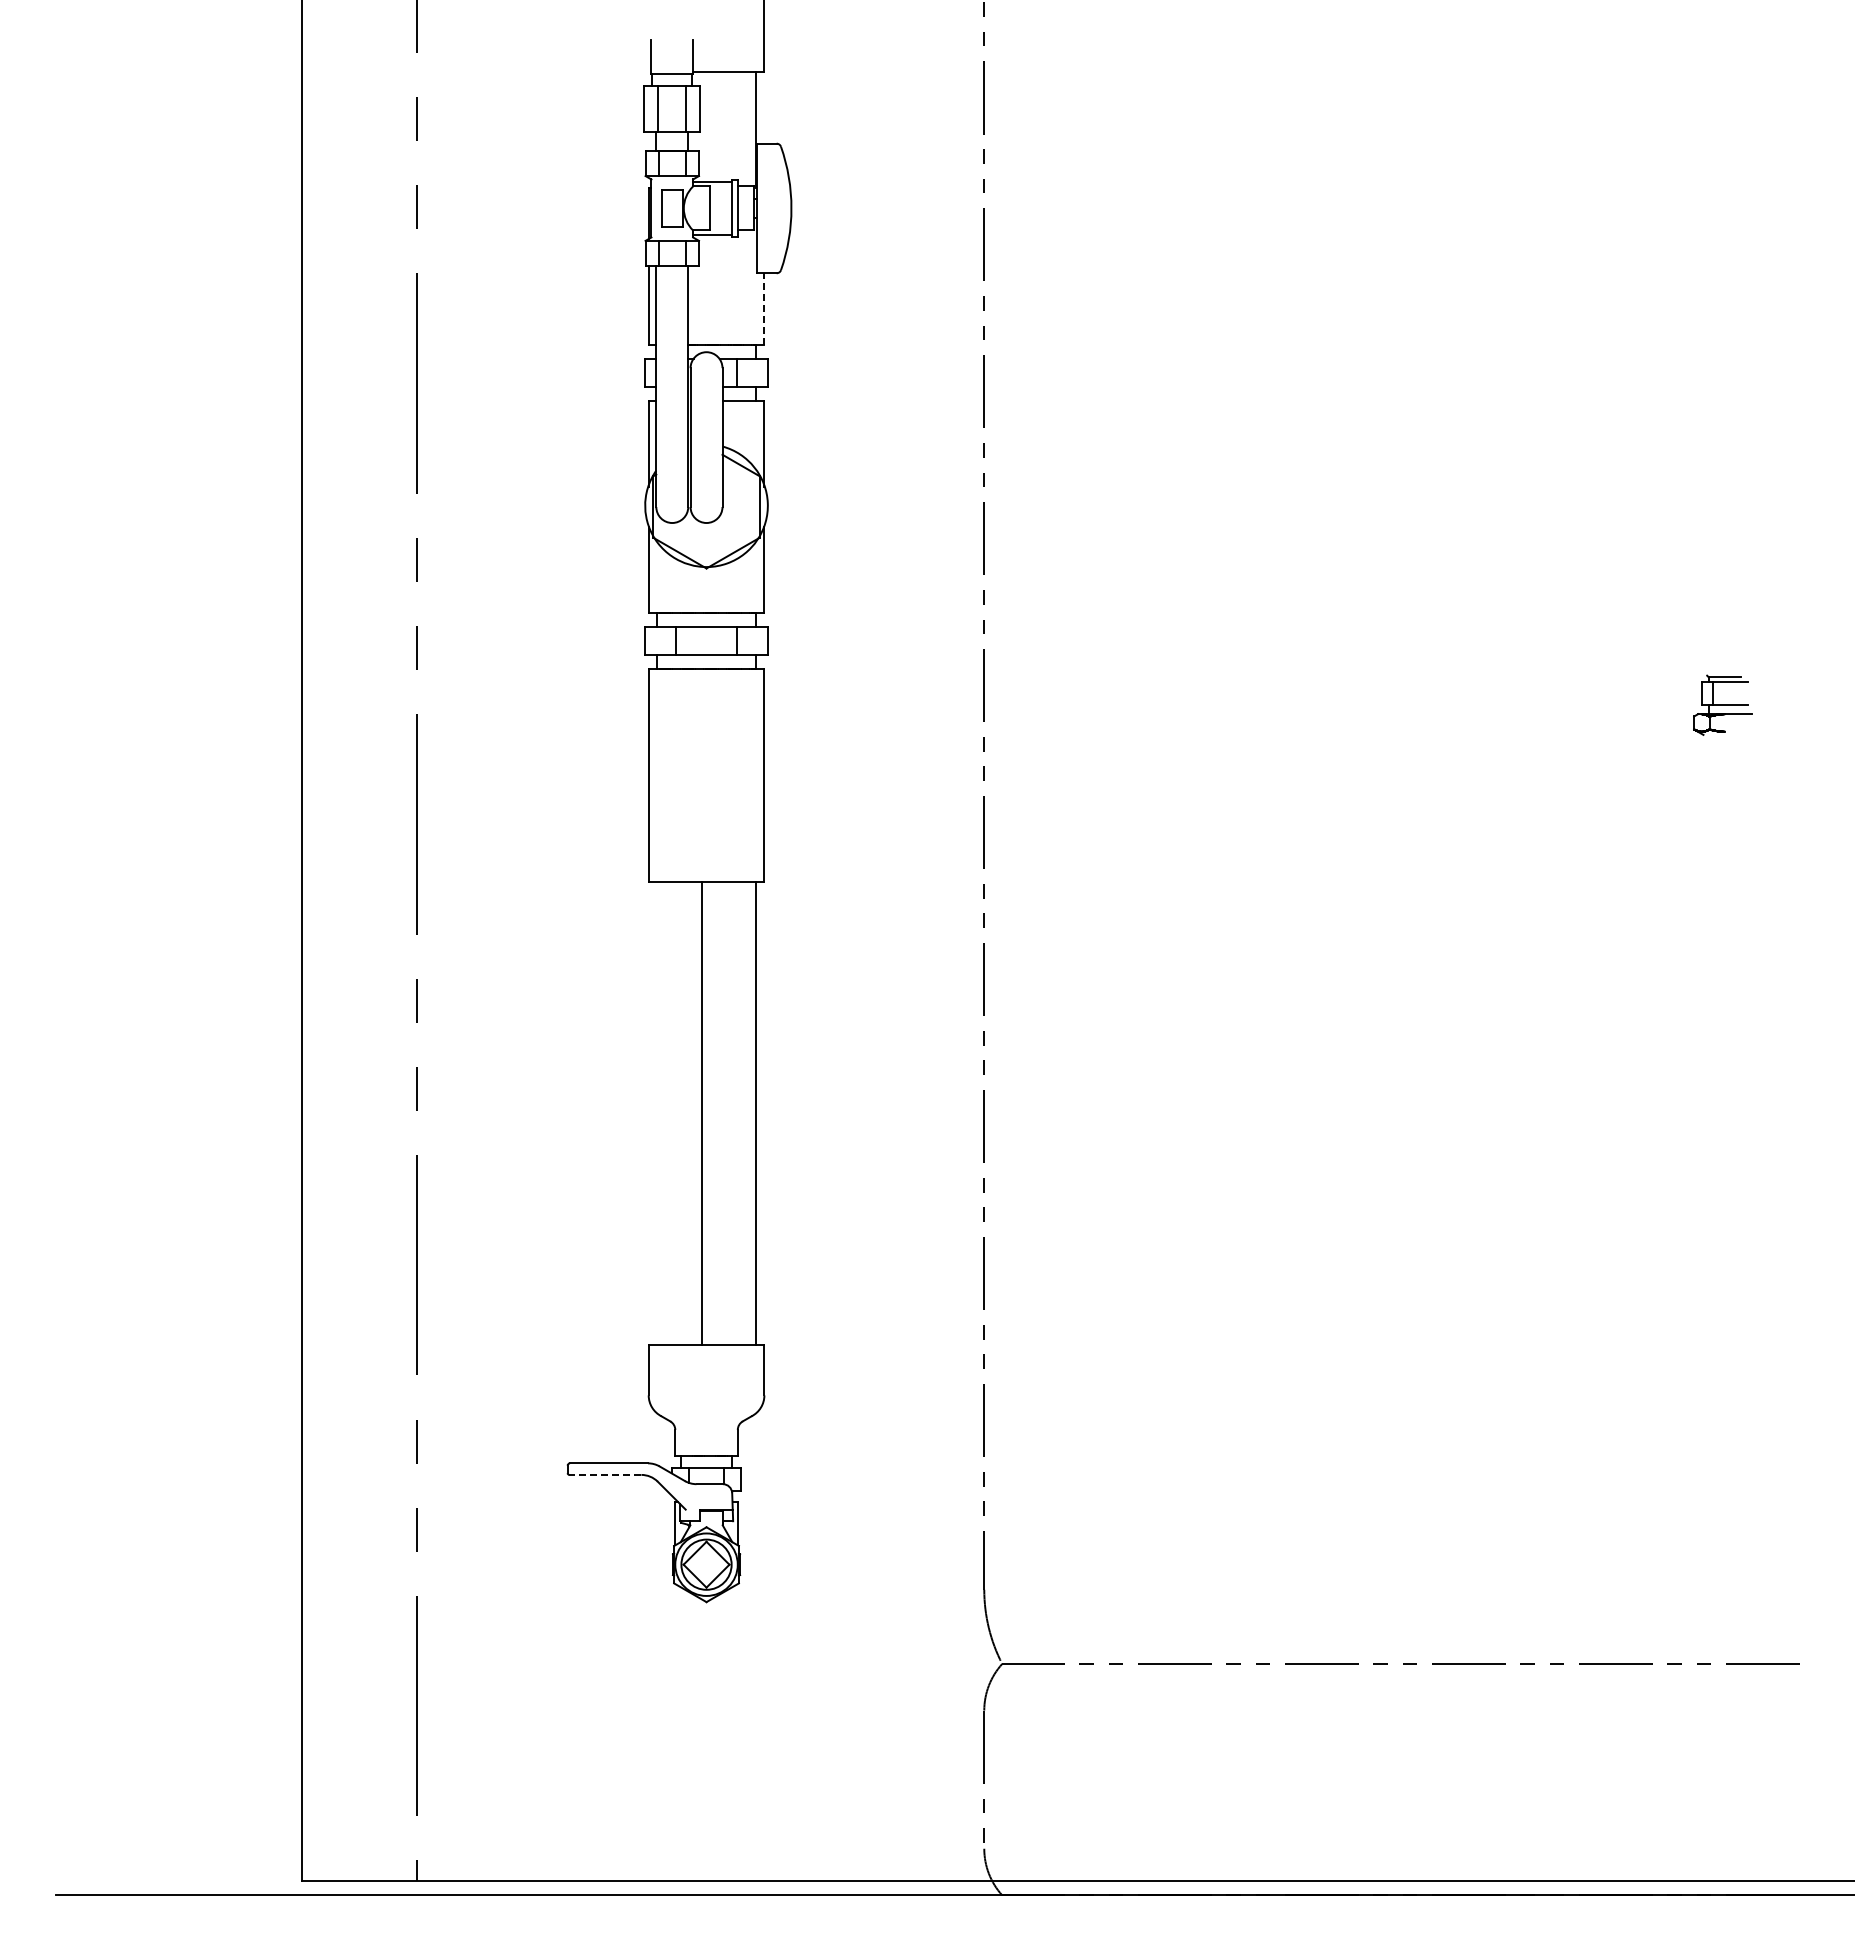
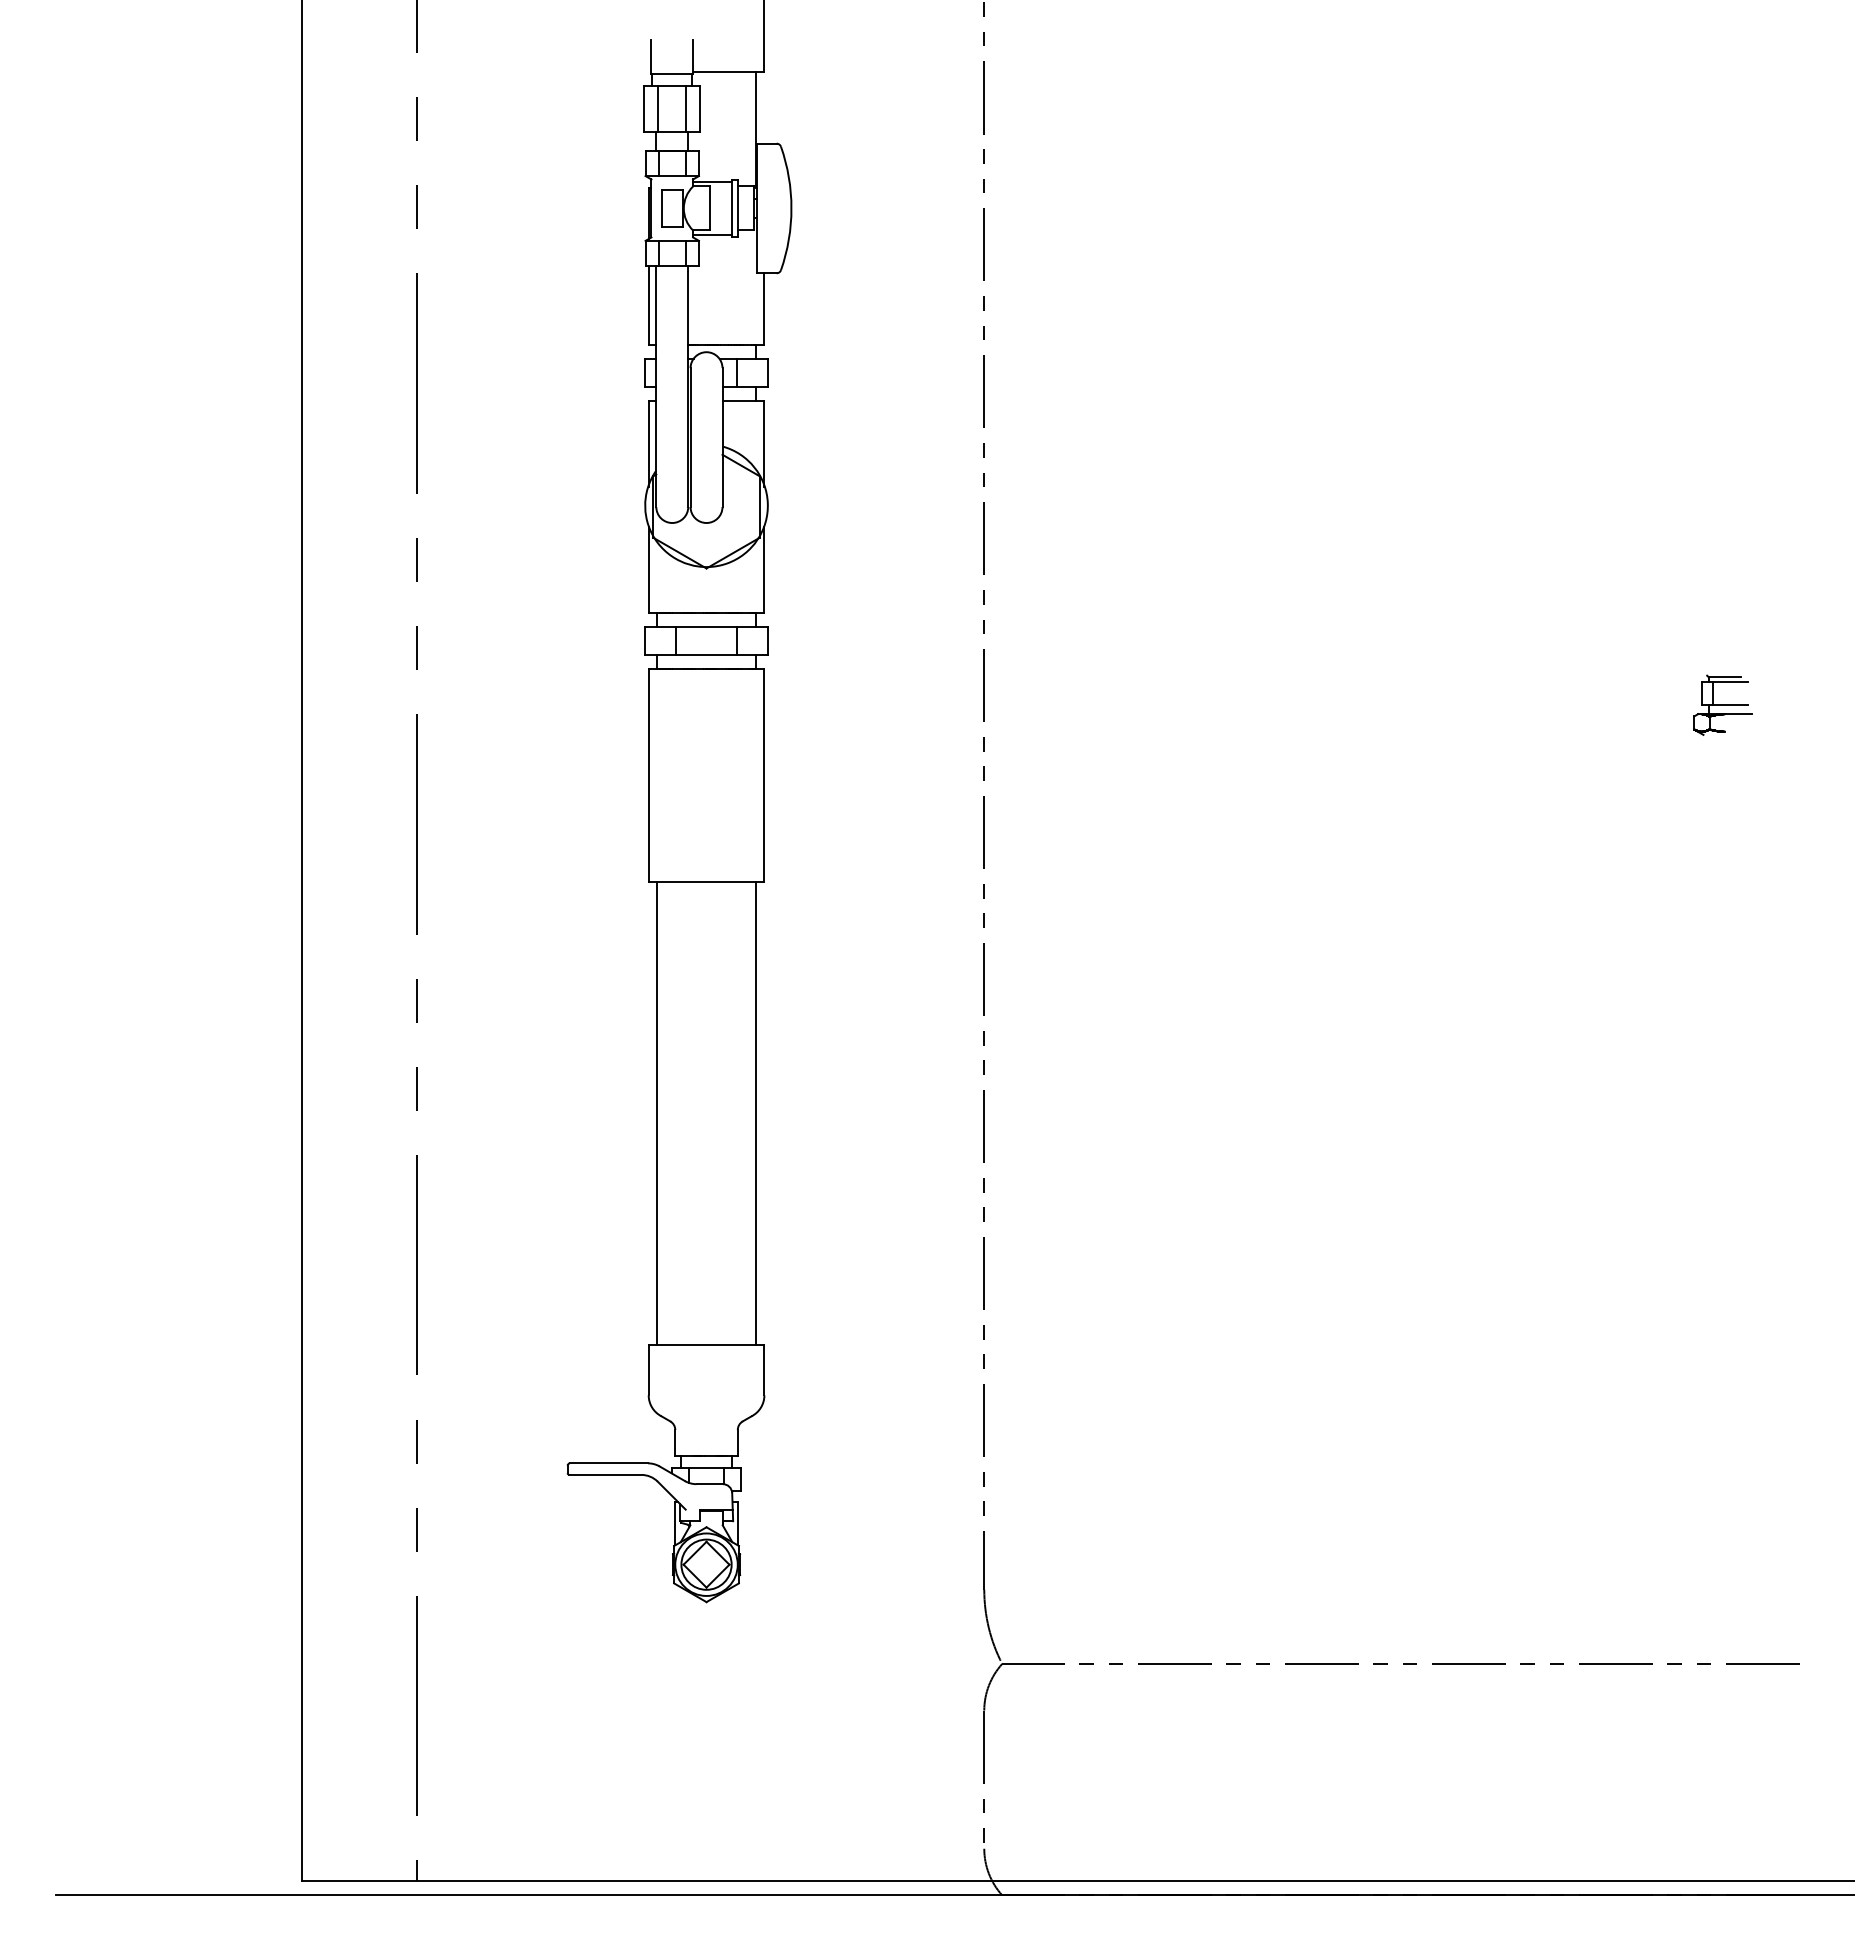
line: dashed -> solid (764, 309)
line position: (702, 1112) -> (657, 1112) (657, 1112)
line: dashed -> solid (604, 1474)
